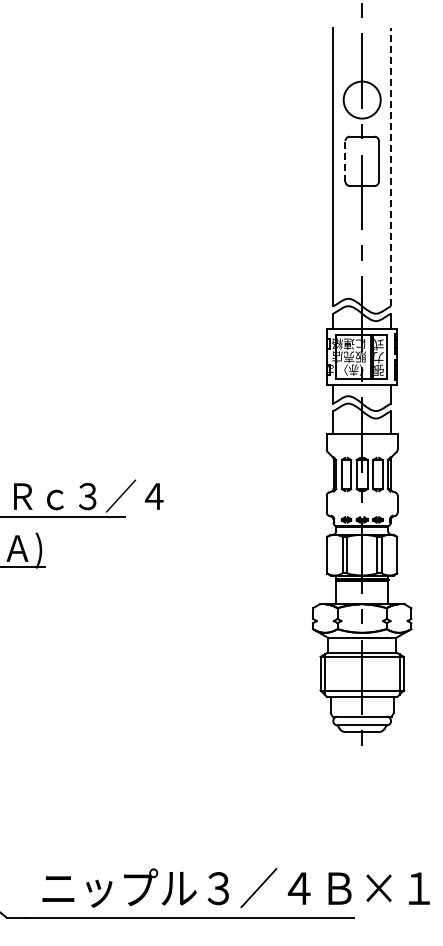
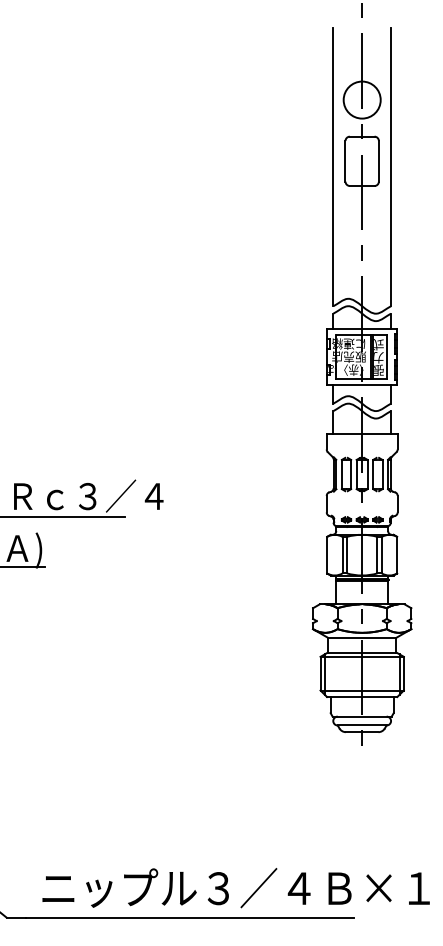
line: dashed -> solid (345, 160)
line: dashed -> solid (391, 167)
